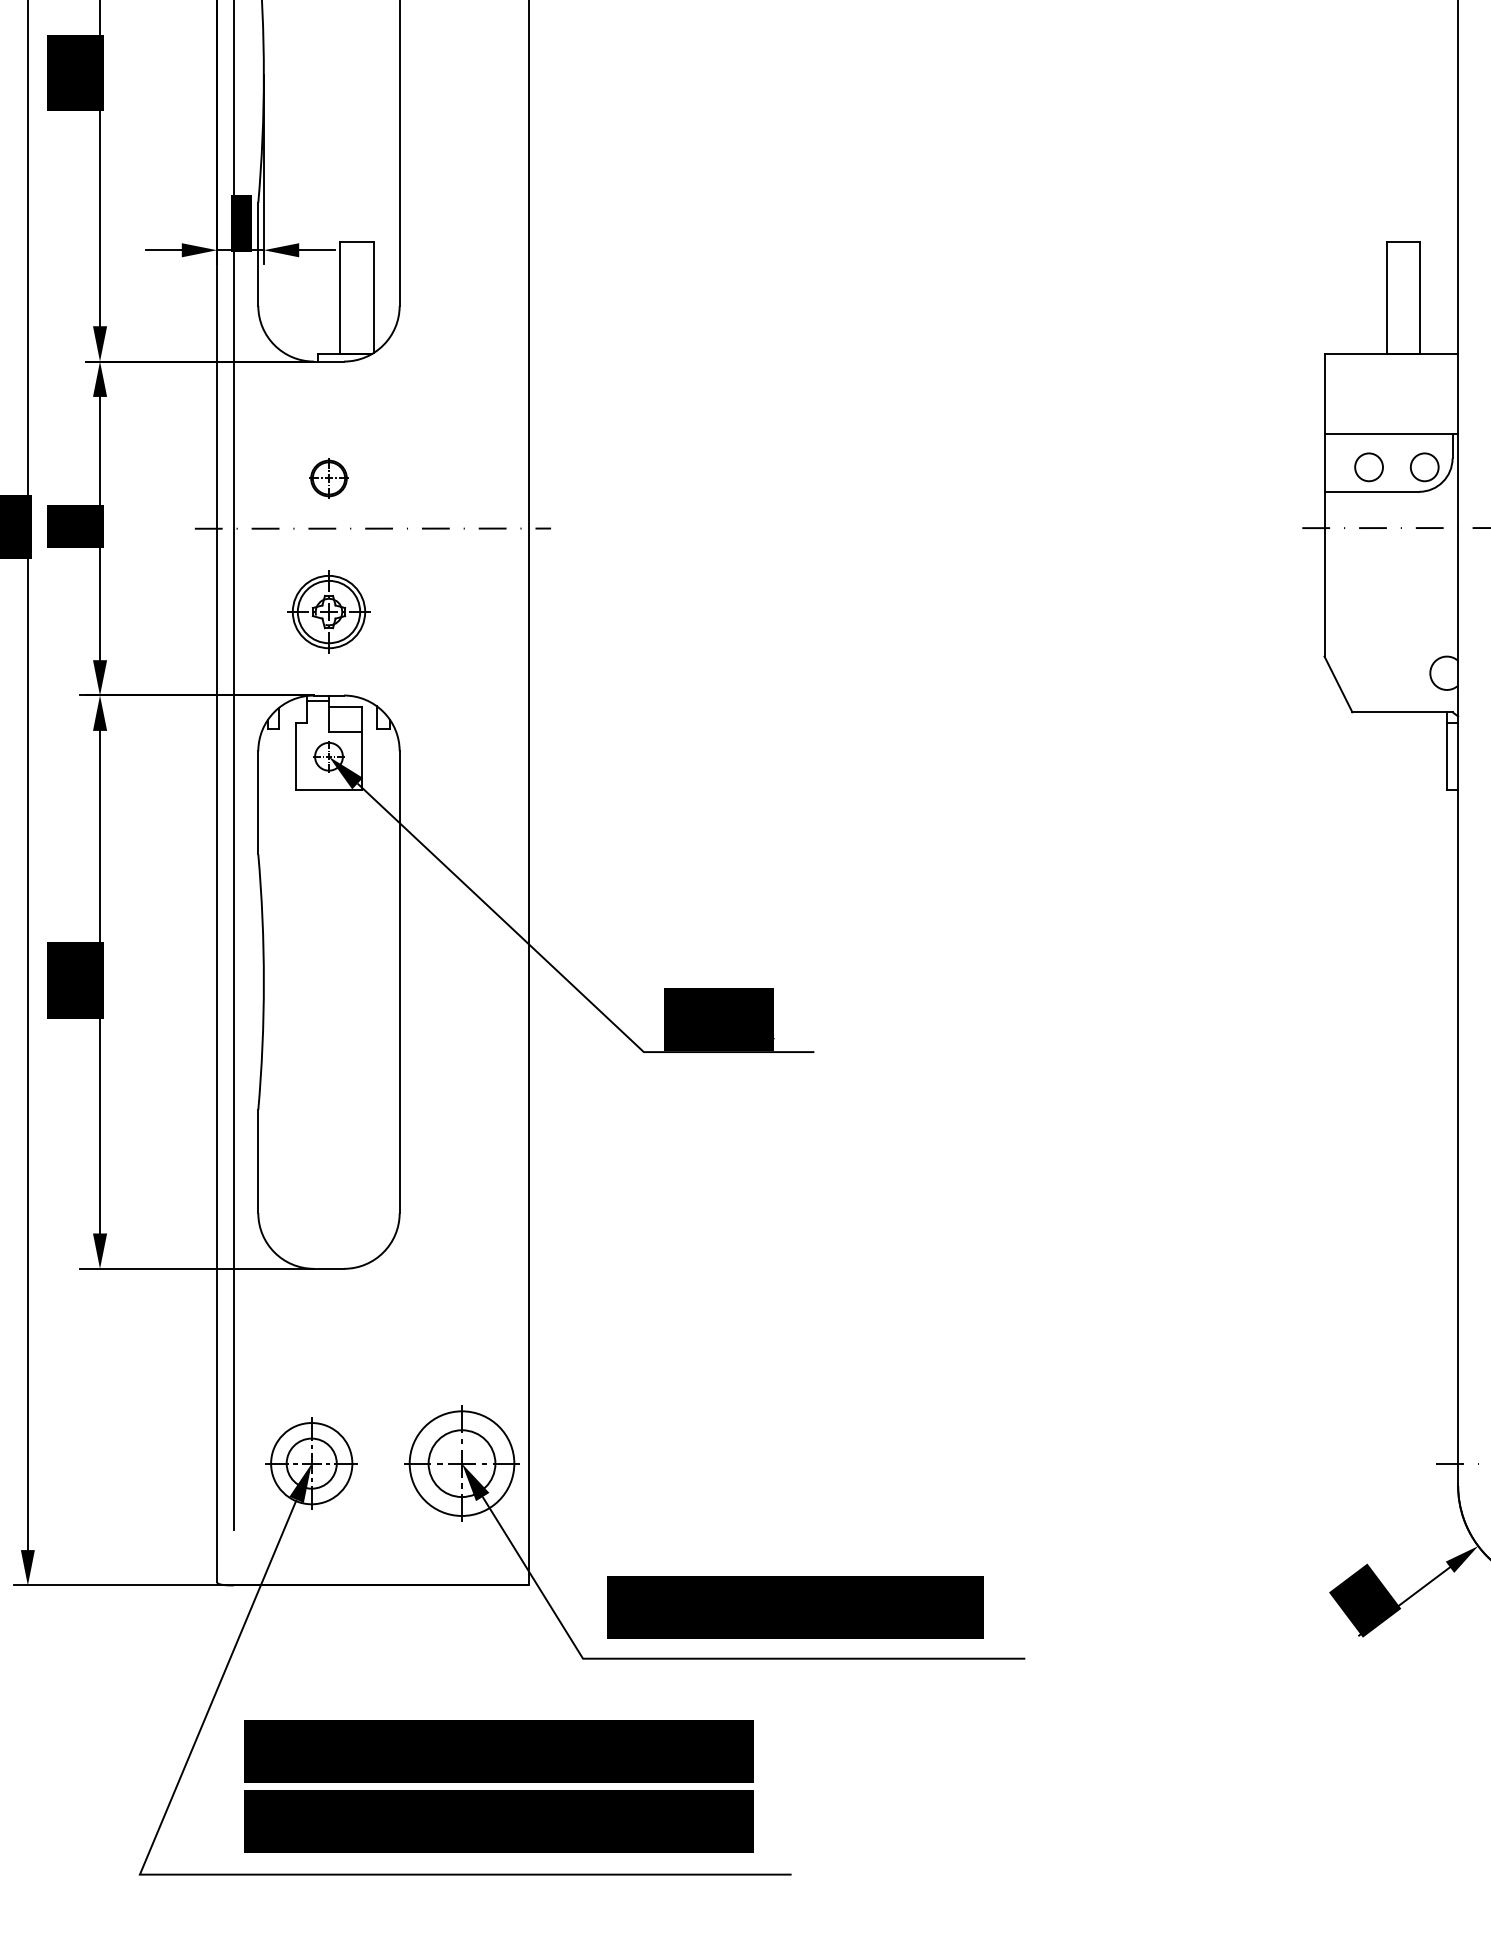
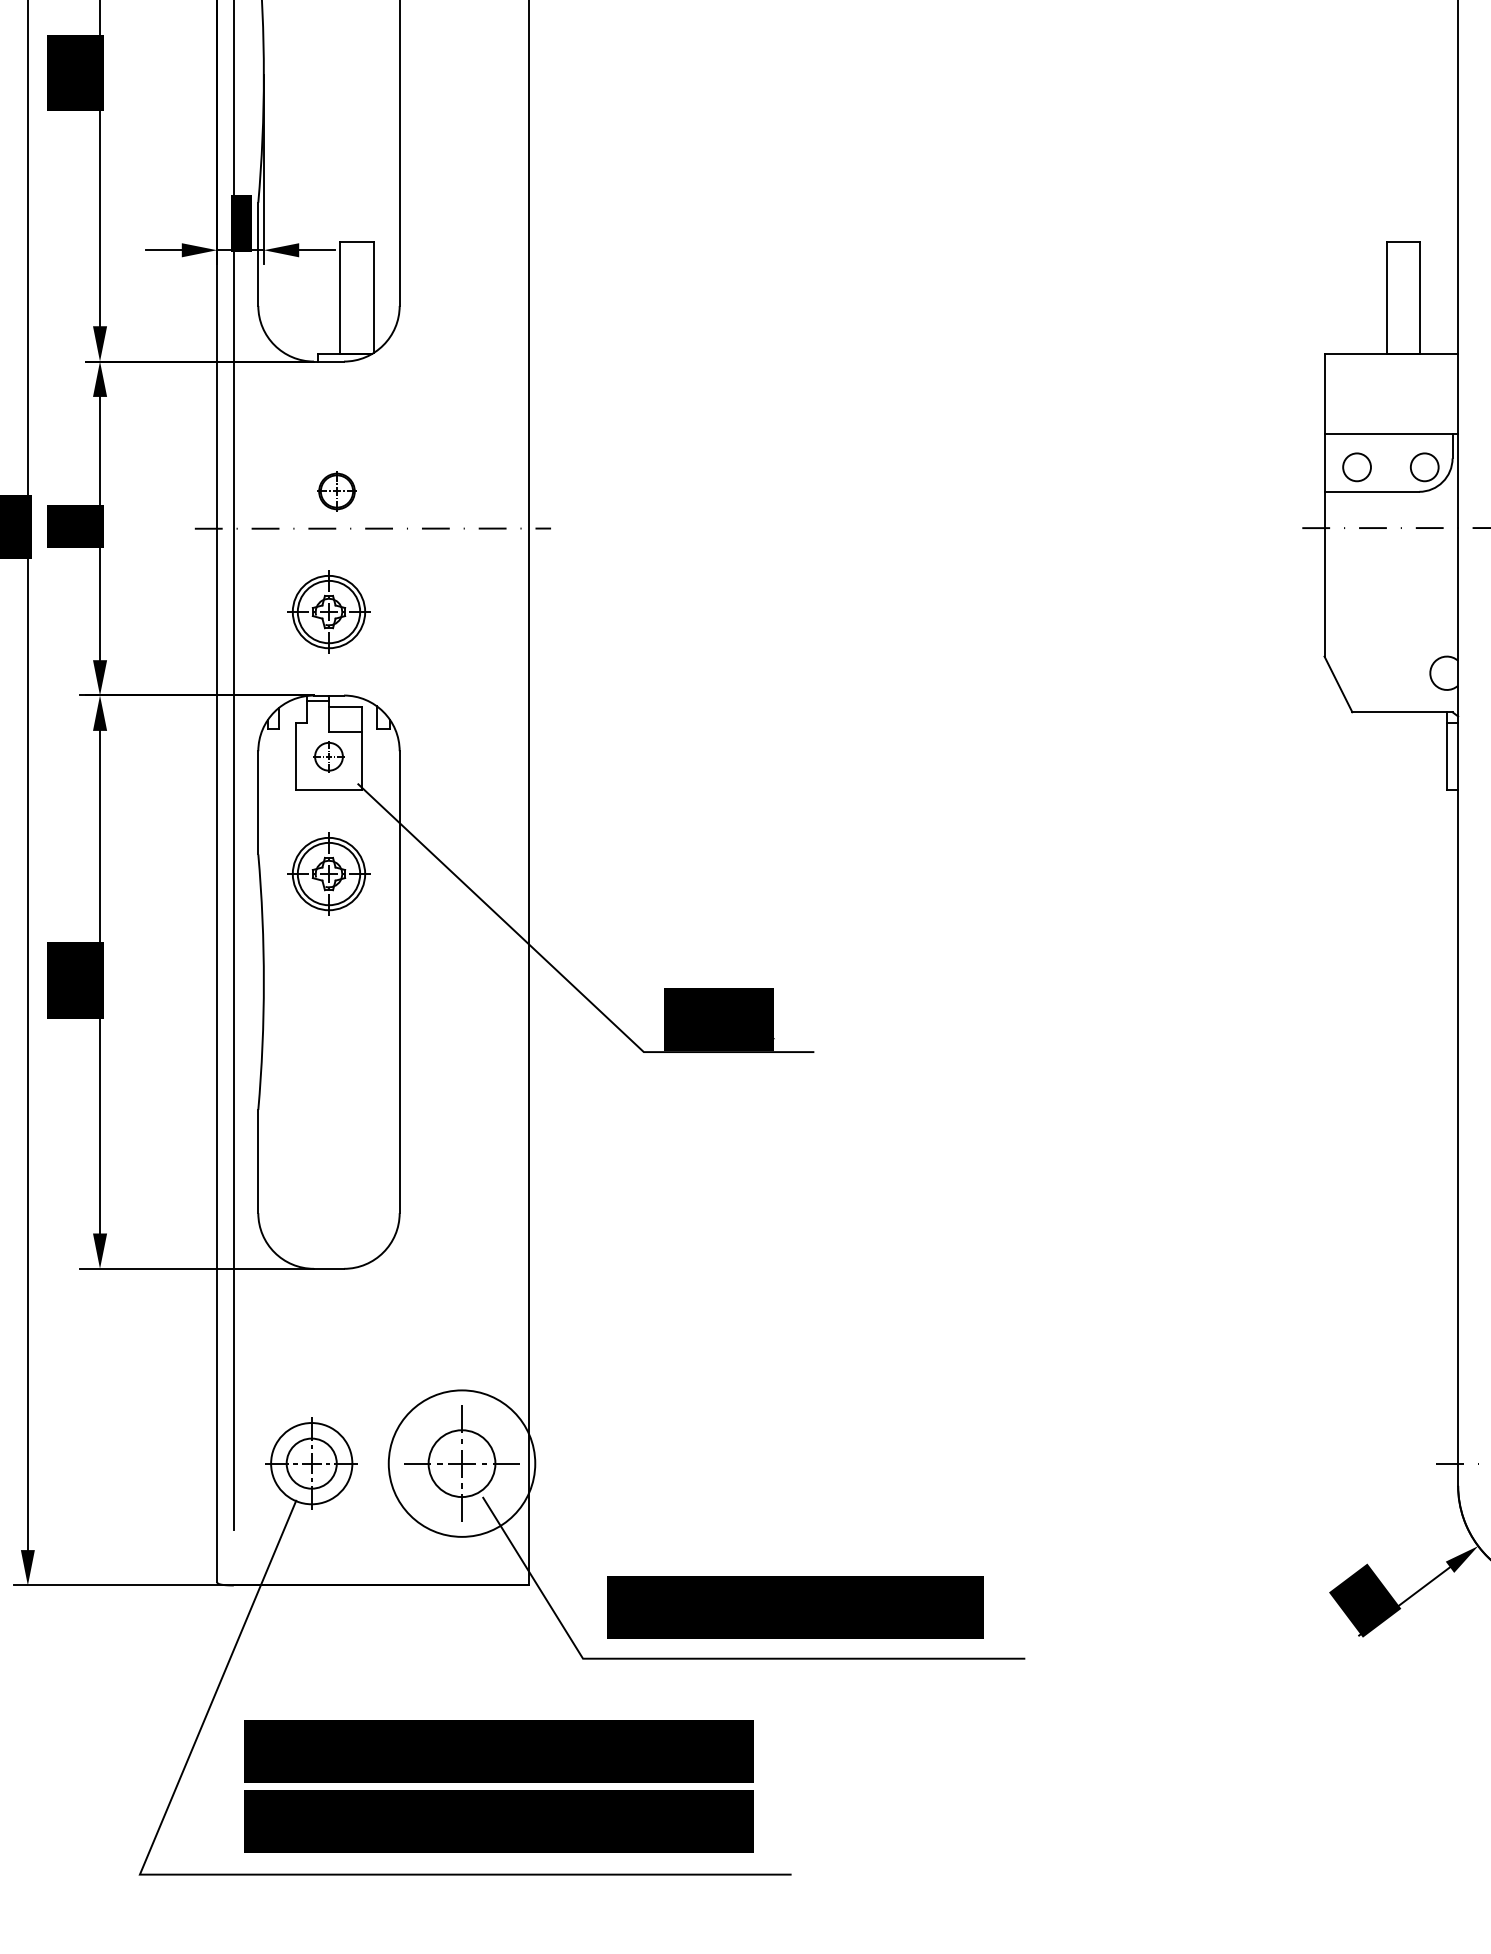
circle position: (1368, 467) -> (1356, 467) (1356, 467)
part position: (328, 478) -> (336, 491) (336, 491)
fill: present -> none (346, 772)
part: none -> present (328, 873)
circle diameter: 105 px -> 146 px (461, 1463)
fill: present -> none (300, 1482)
fill: present -> none (475, 1482)
